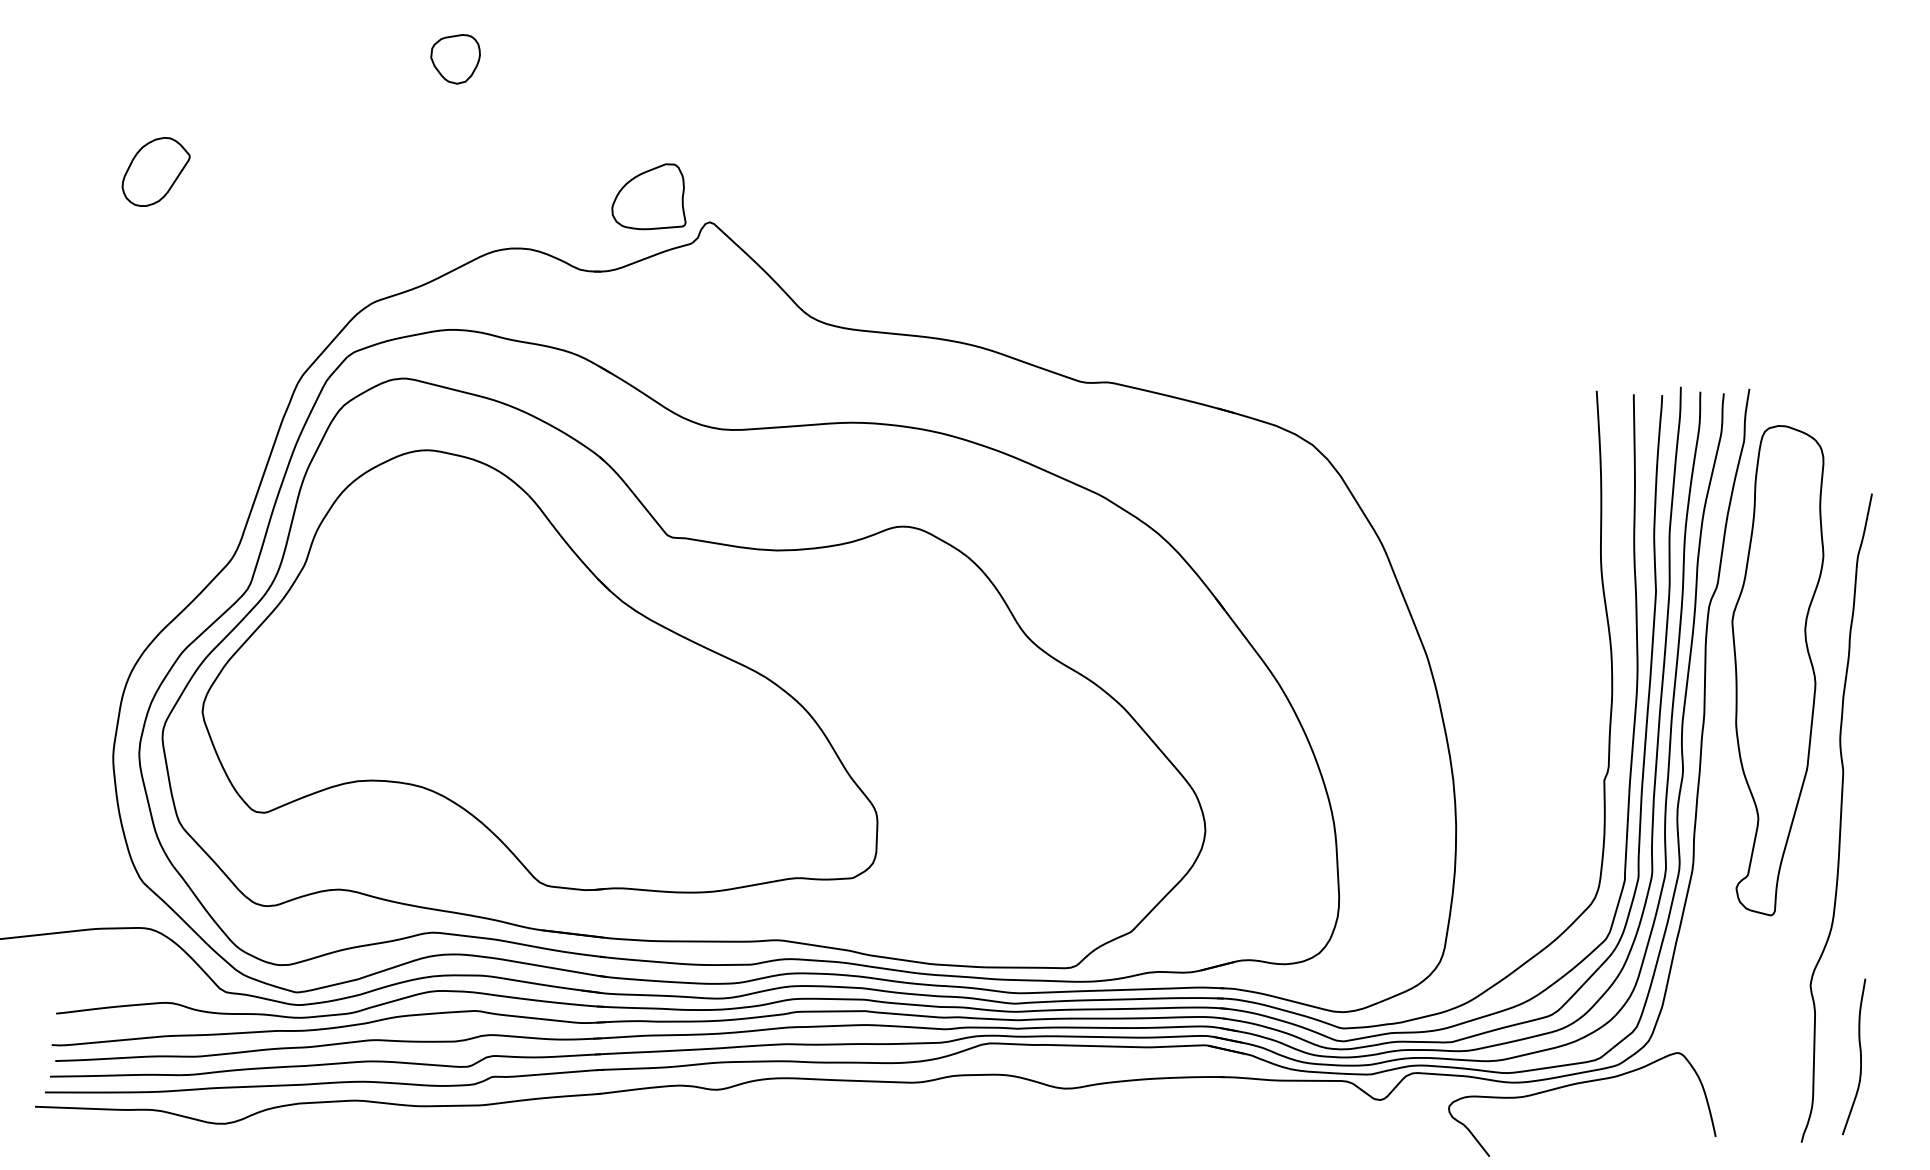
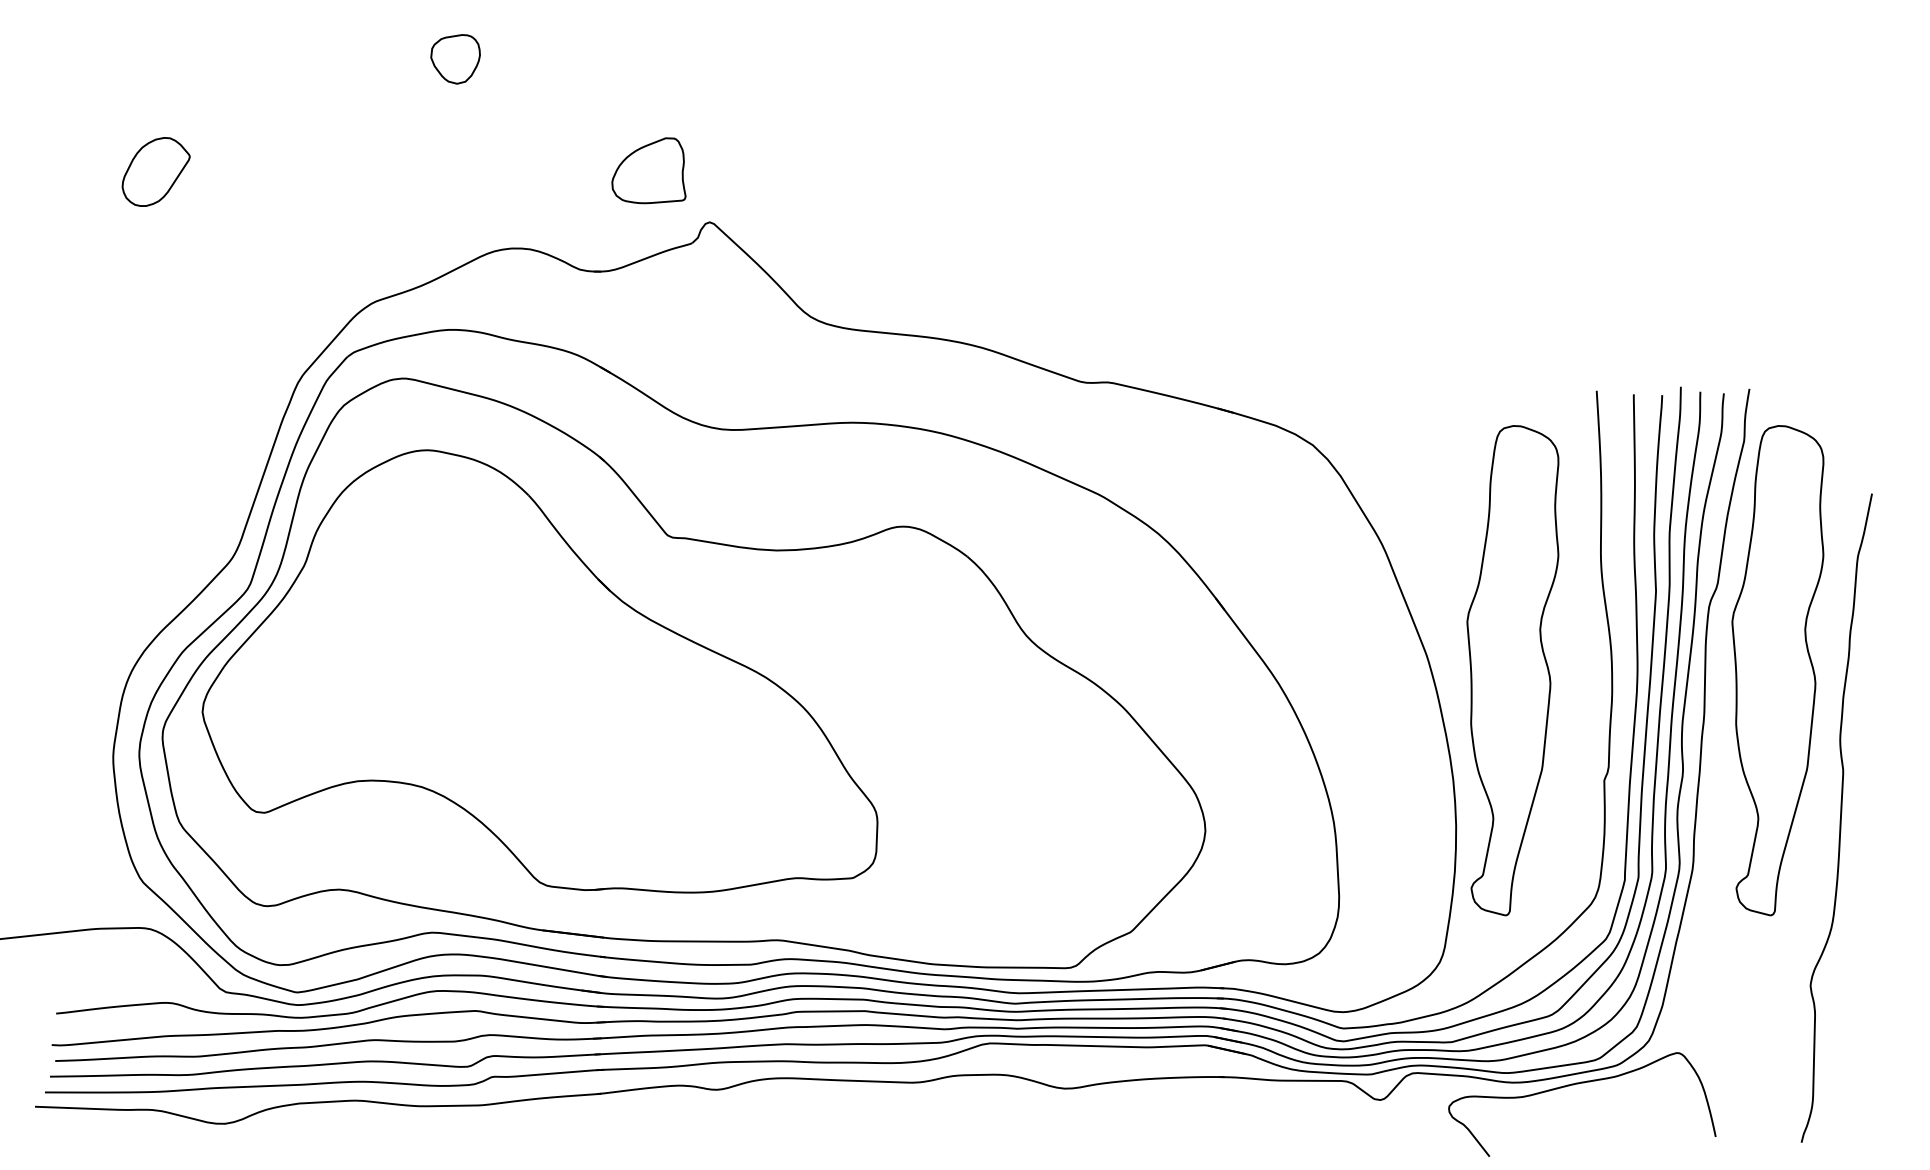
part position: (648, 196) -> (648, 170) (648, 170)
part: none -> present (1512, 670)
curve: present -> none (1860, 1056)
